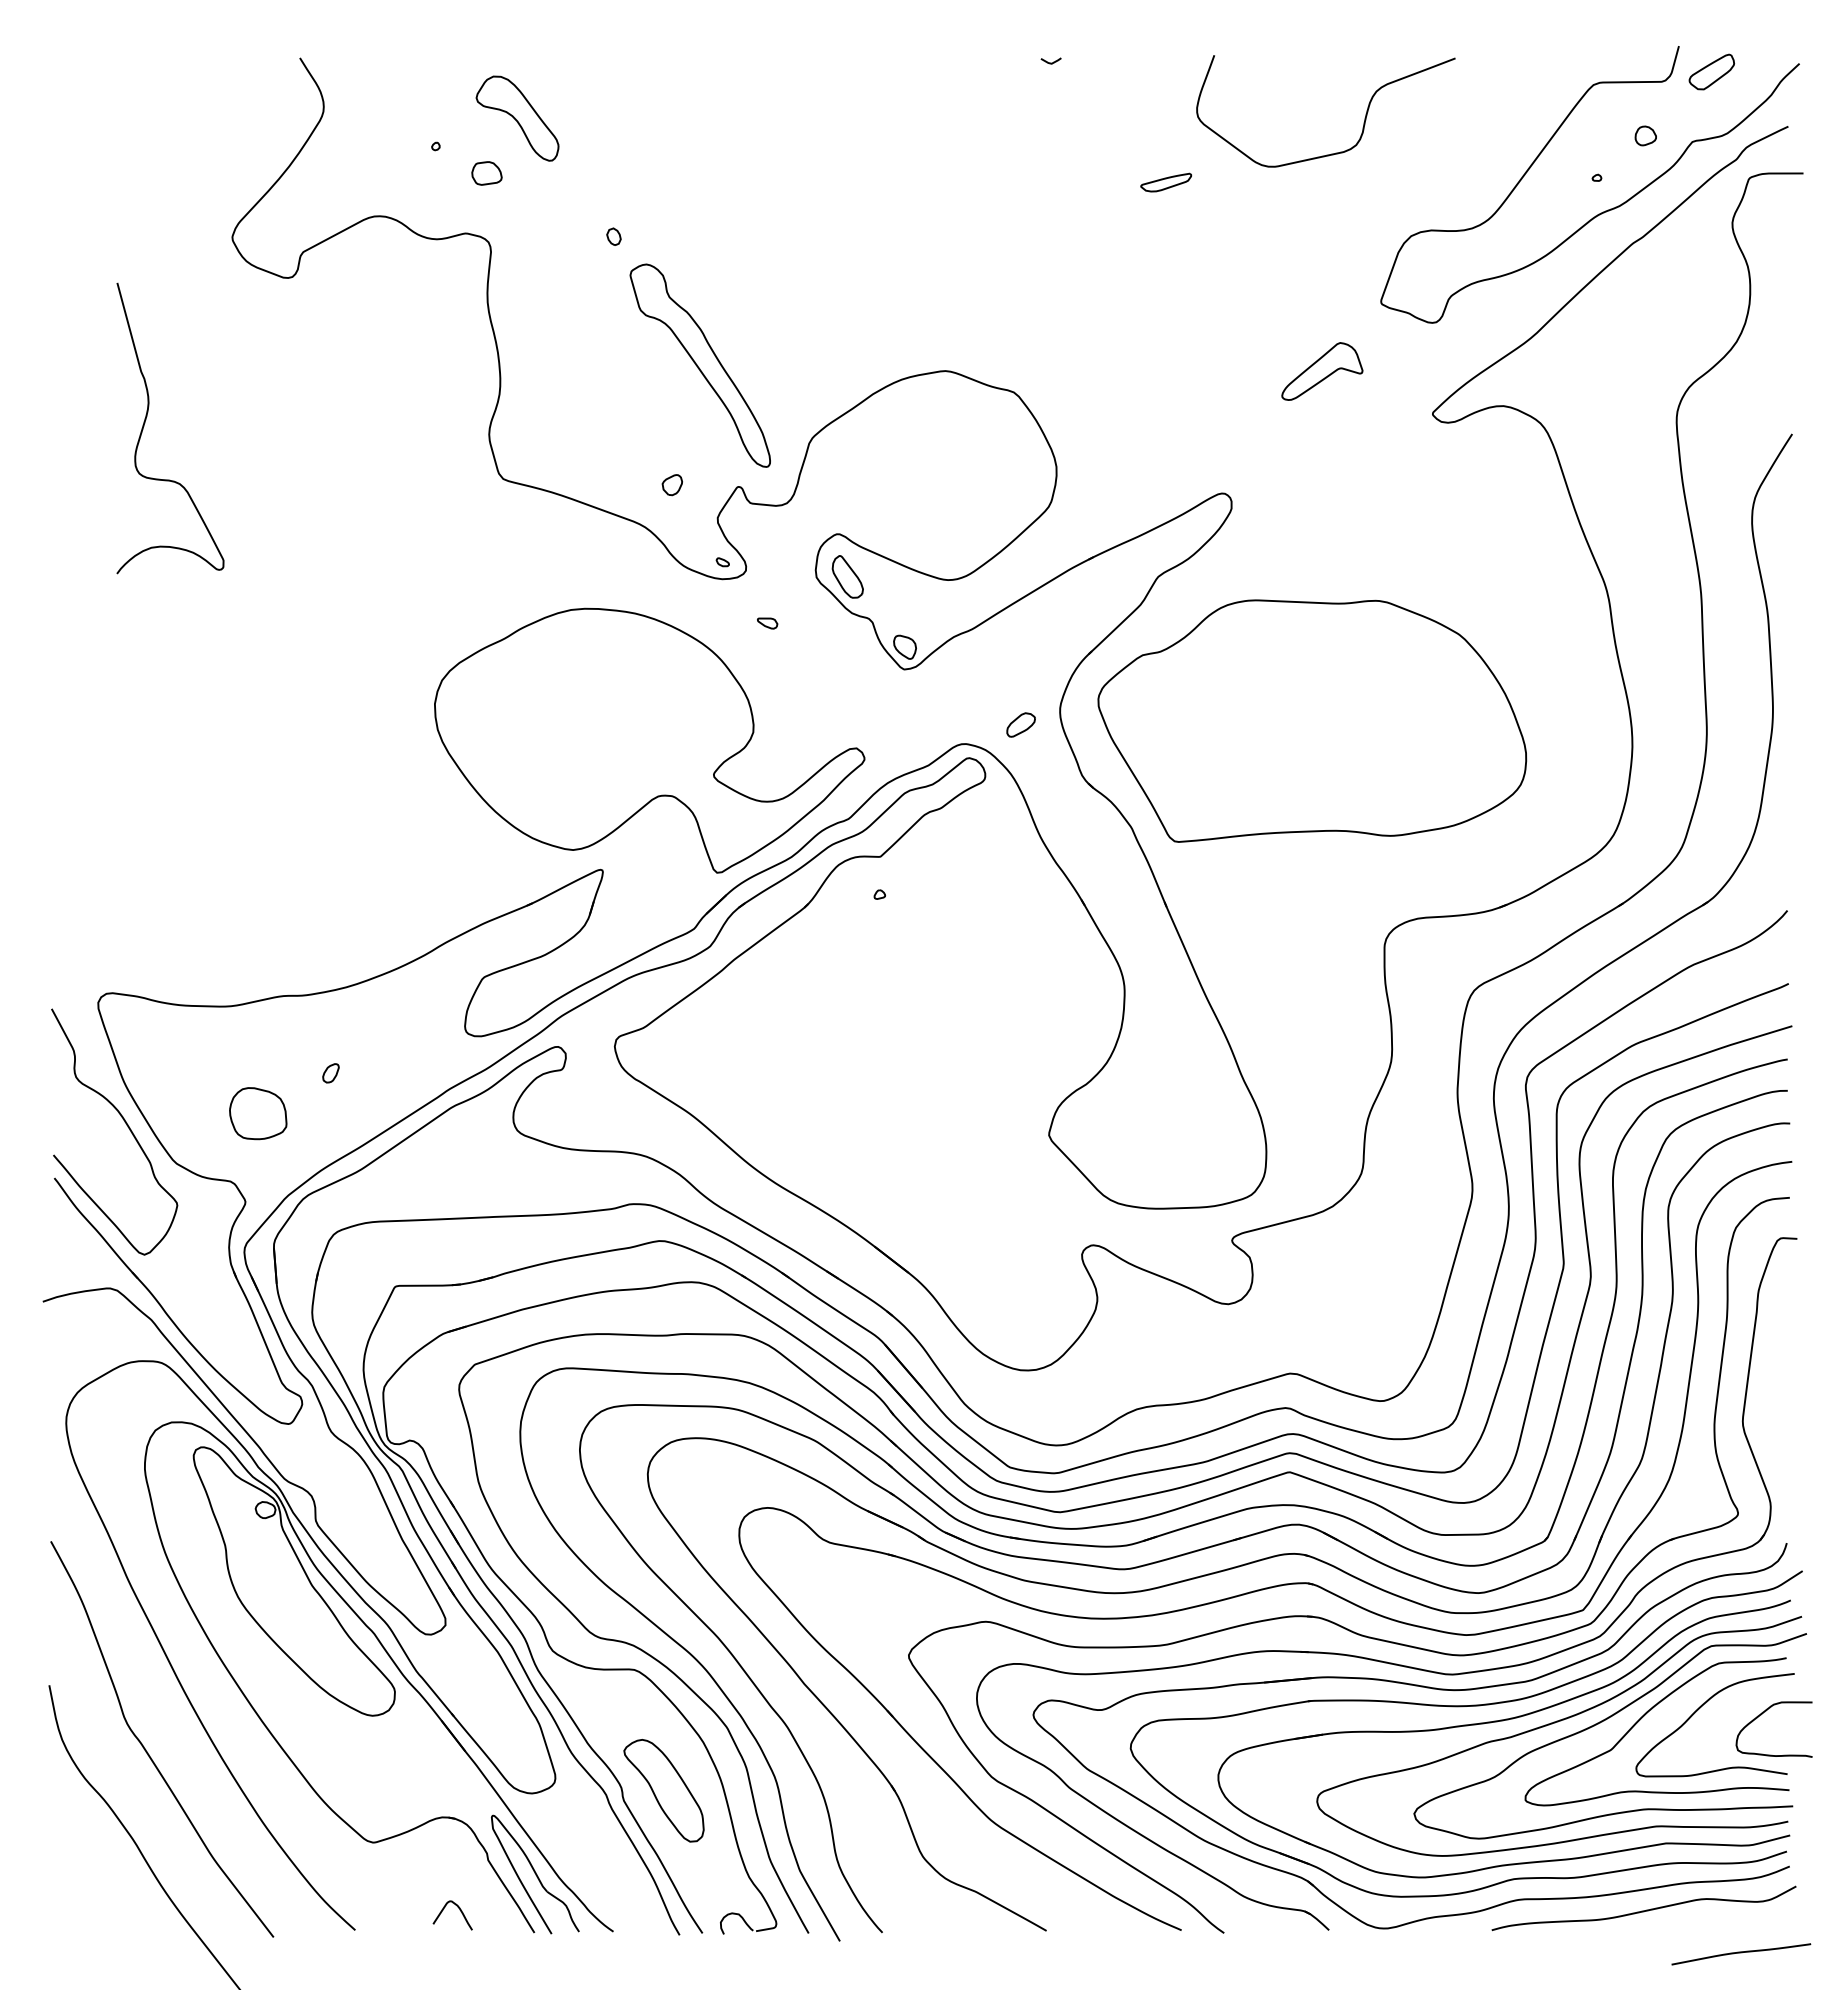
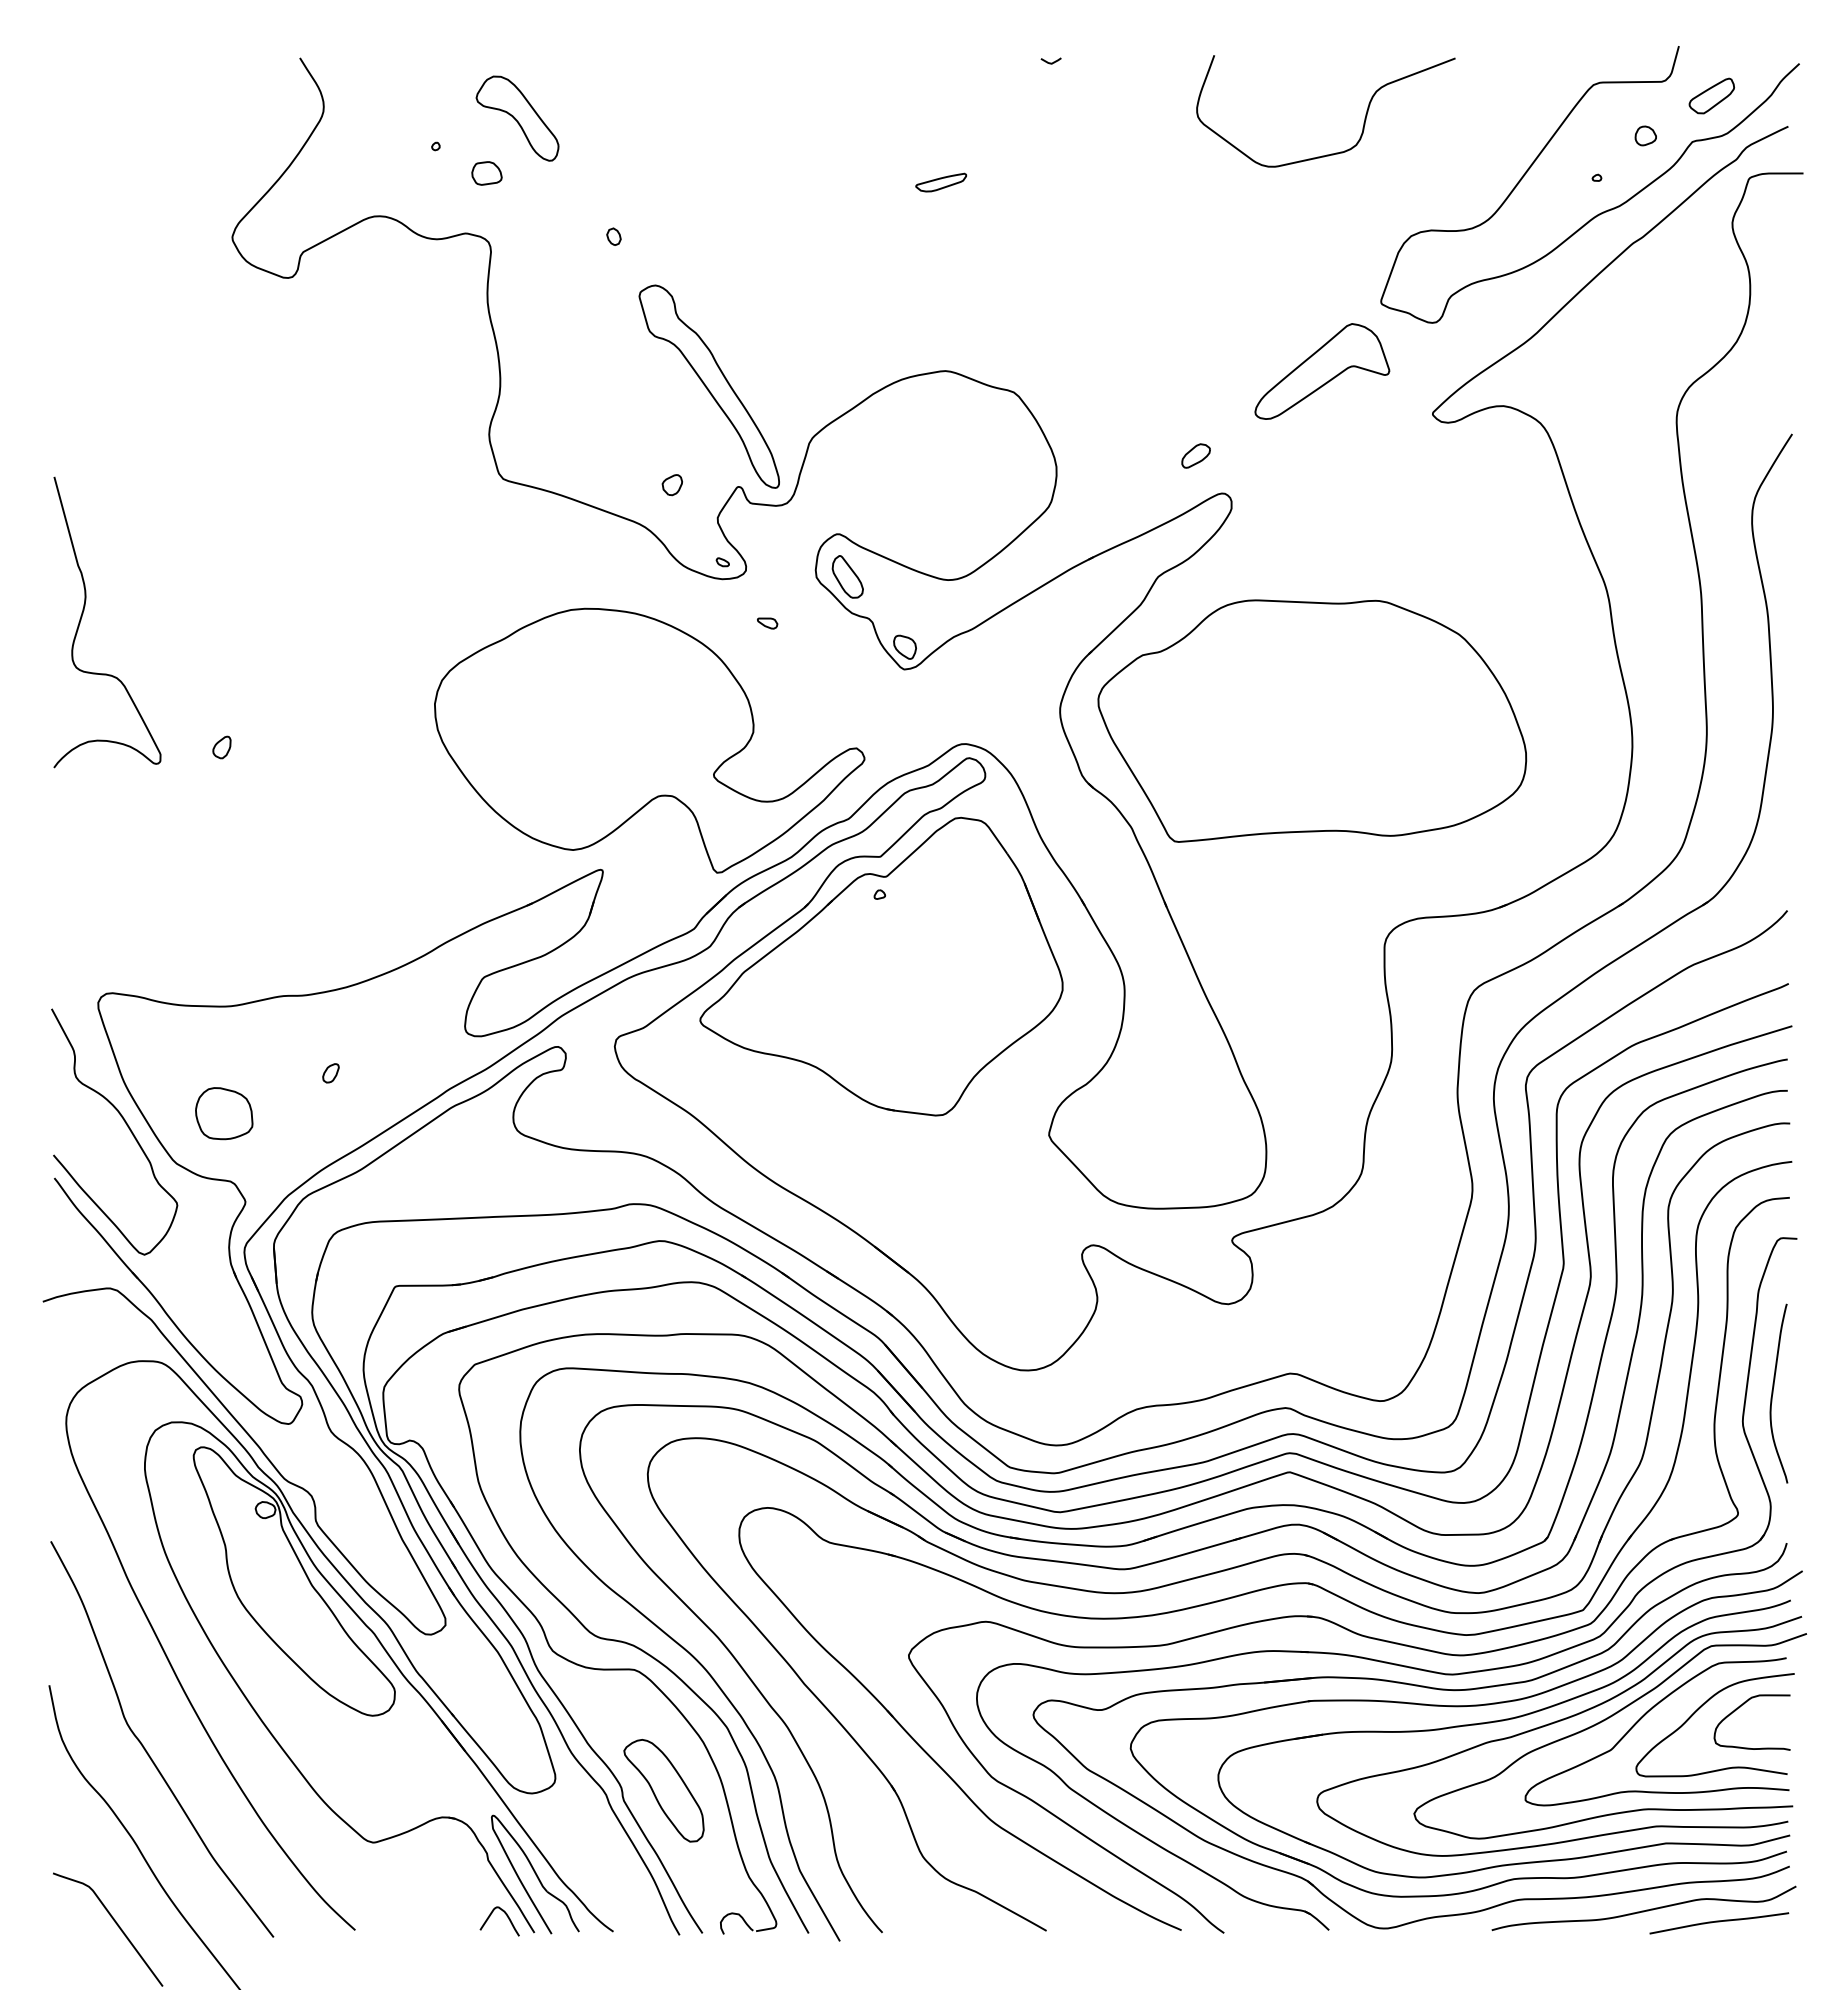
part position: (1711, 71) -> (1711, 95) (1711, 95)
part position: (1166, 182) -> (941, 182) (941, 182)
part position: (699, 365) -> (708, 386) (708, 386)
part size: 83x59 px -> 137x97 px (1322, 371)
curve position: (146, 420) -> (83, 614) (83, 614)
part position: (1020, 724) -> (1195, 455) (1195, 455)
part: none -> present (221, 747)
part: none -> present (881, 966)
part position: (258, 1113) -> (224, 1113) (224, 1113)
curve: none -> present (1773, 1393)
curve position: (1761, 1715) -> (1739, 1708) (1739, 1708)
curve position: (459, 1910) -> (506, 1916) (506, 1916)
curve: none -> present (114, 1922)
curve position: (1741, 1953) -> (1719, 1922) (1719, 1922)
